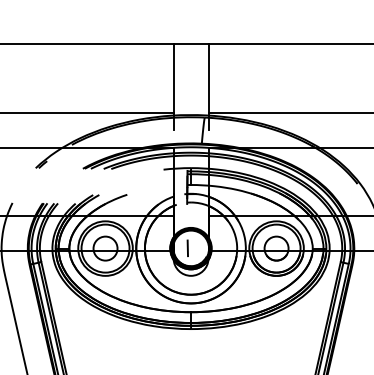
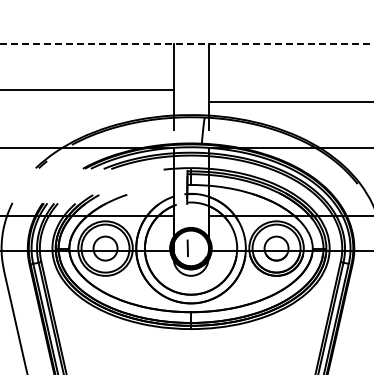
line: solid -> dashed (186, 44)
line position: (87, 112) -> (87, 89) (87, 89)
line position: (289, 112) -> (289, 101) (289, 101)
